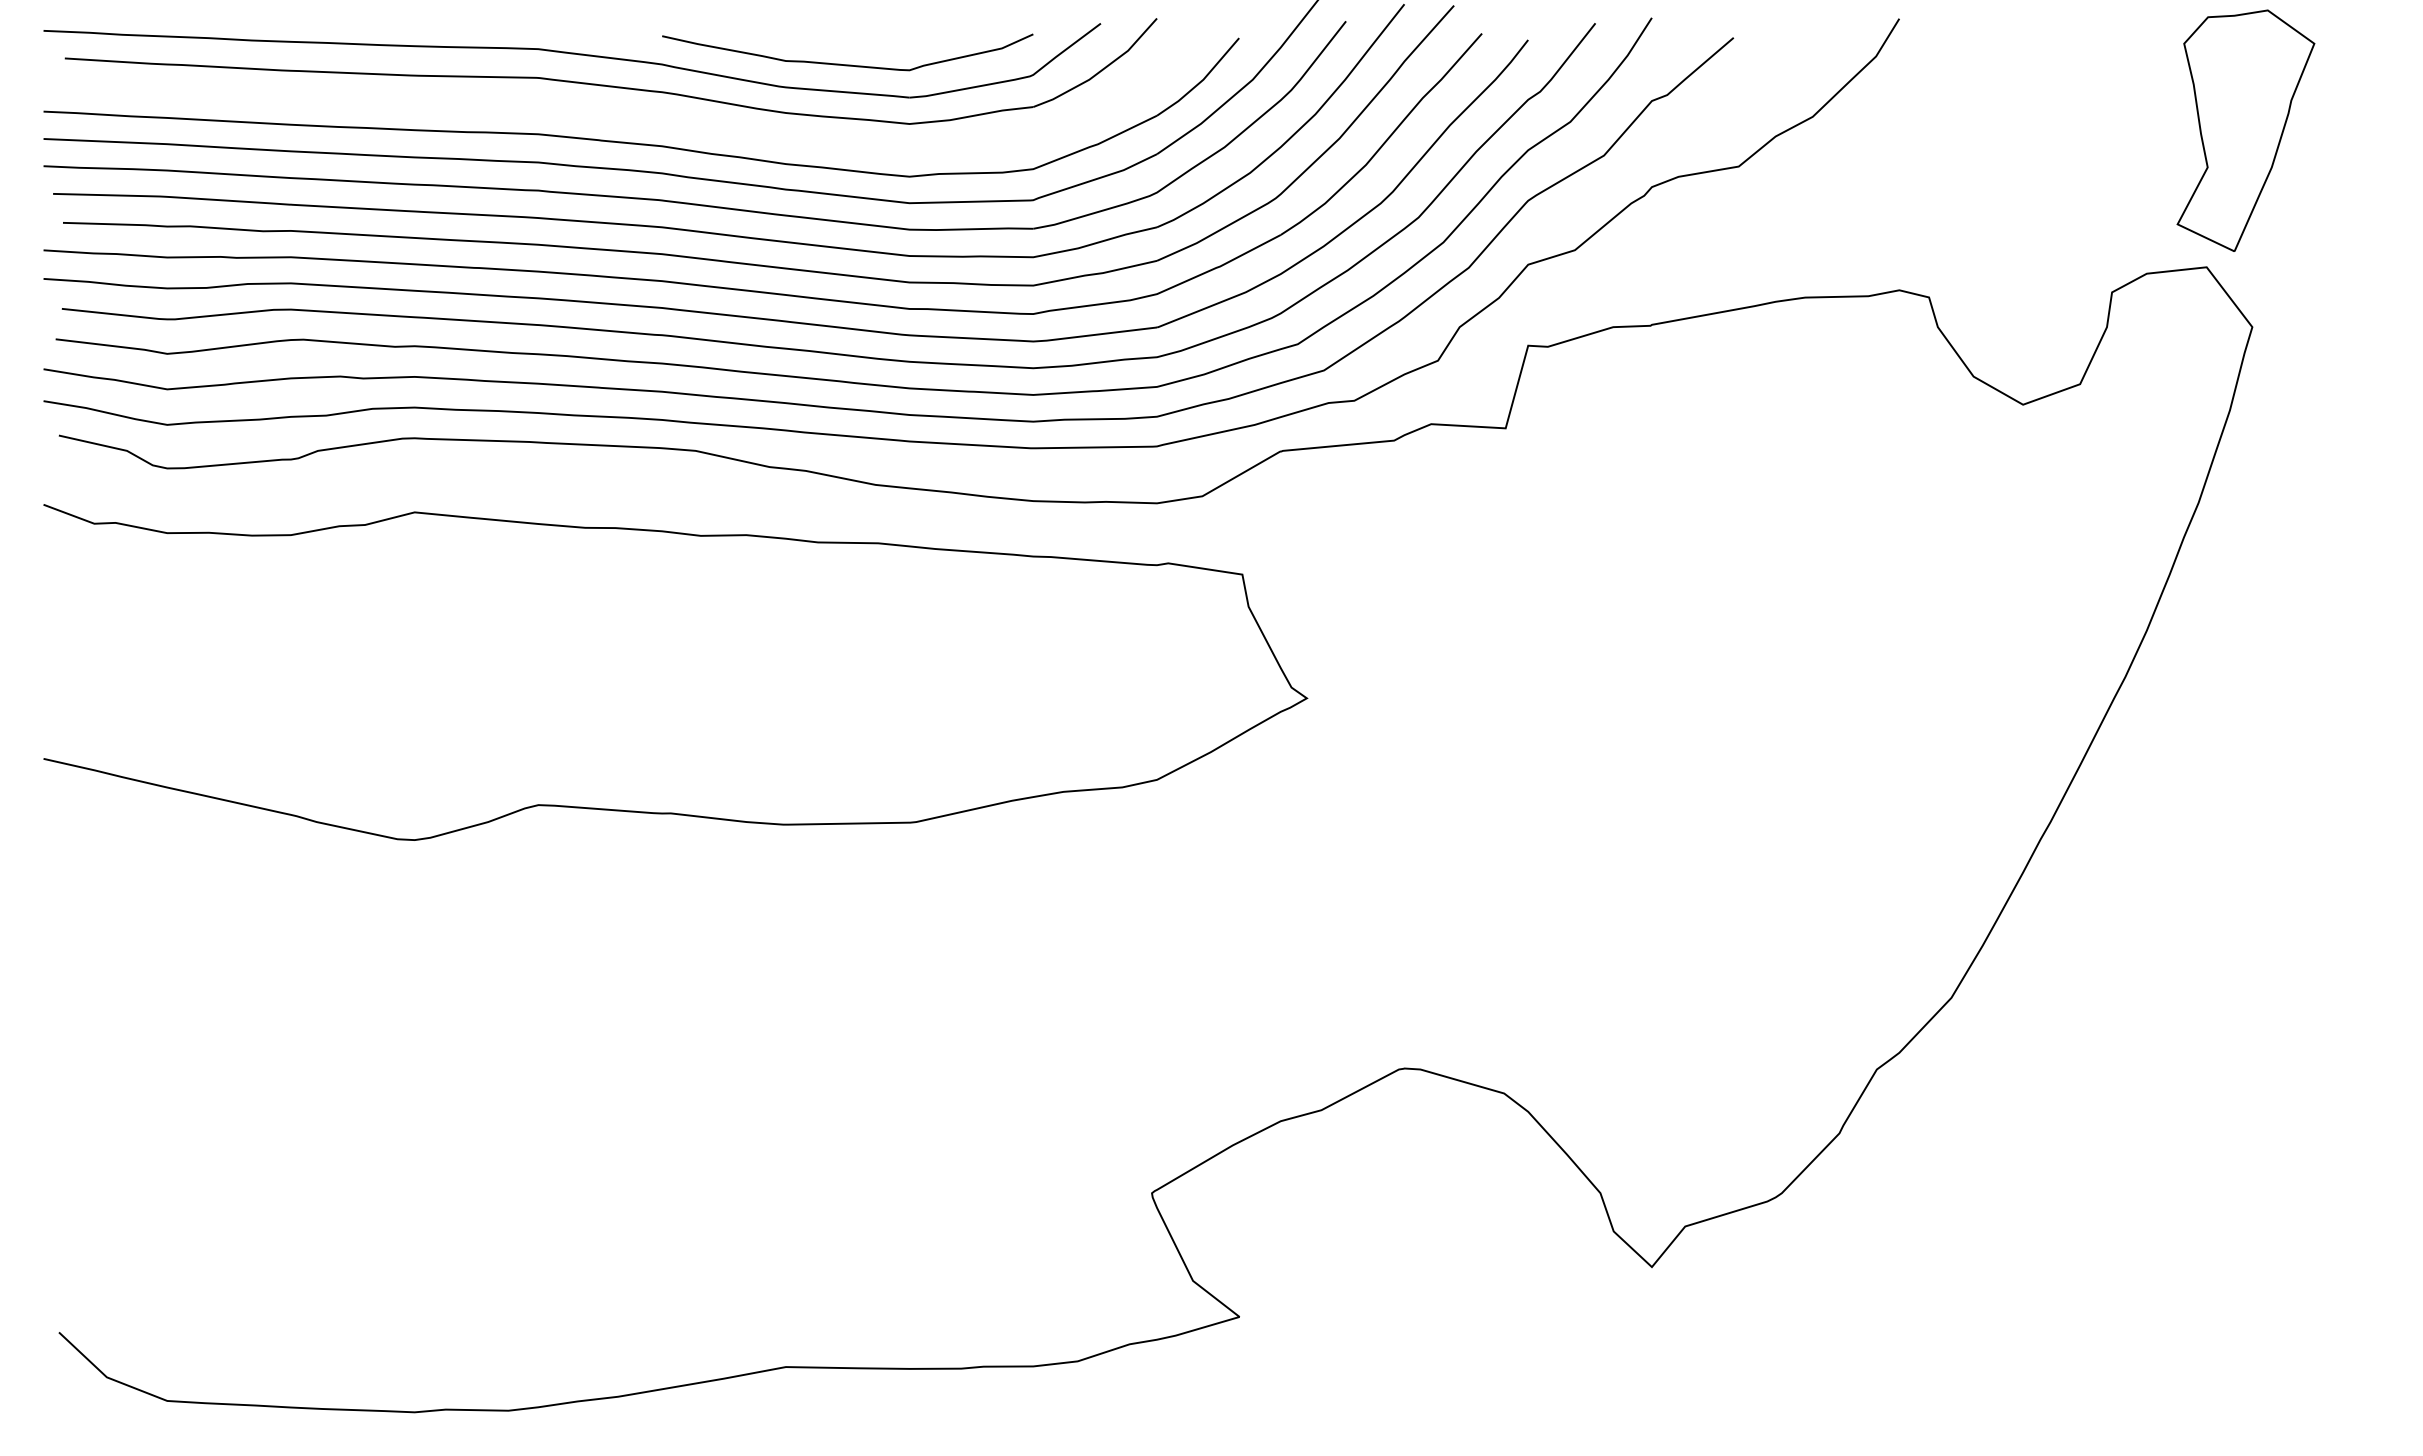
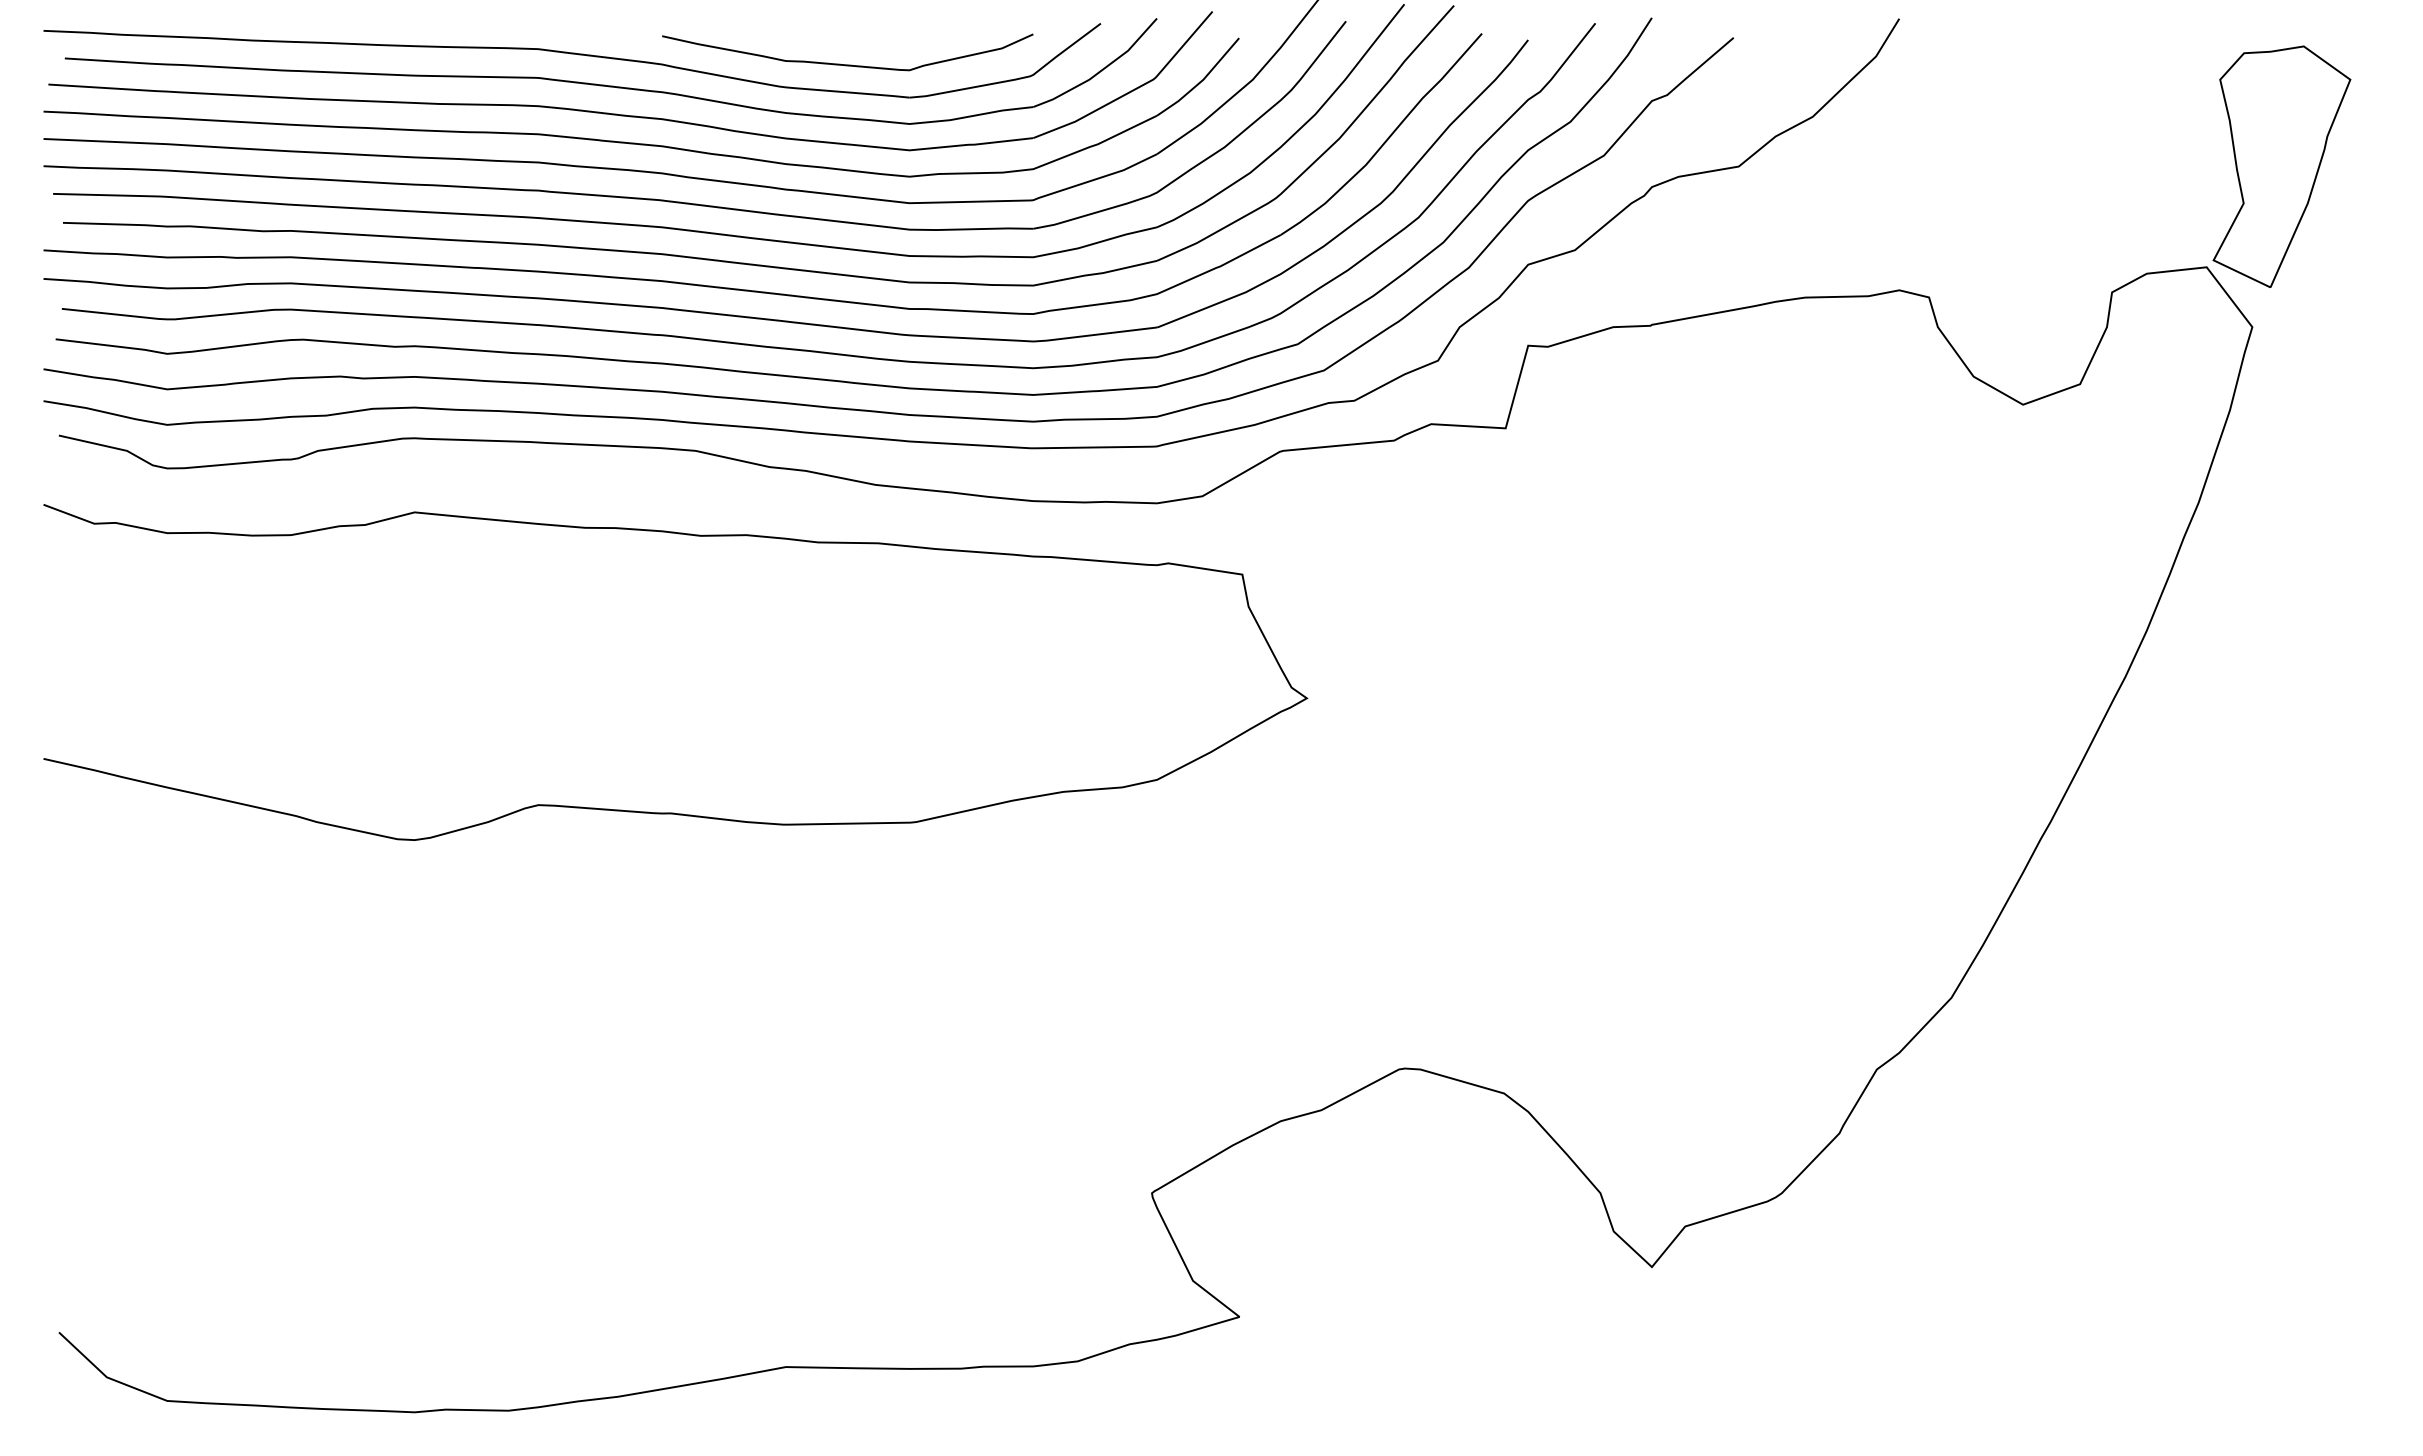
part: none -> present (625, 114)
part position: (2245, 130) -> (2281, 166) (2281, 166)
